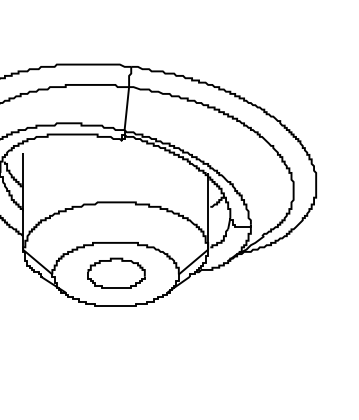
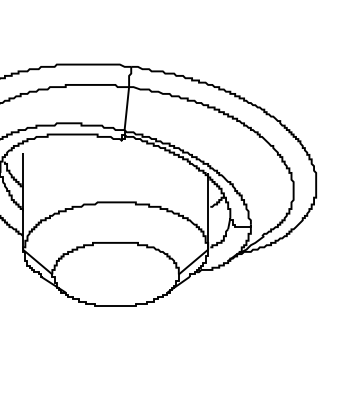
part: present -> none (116, 272)
